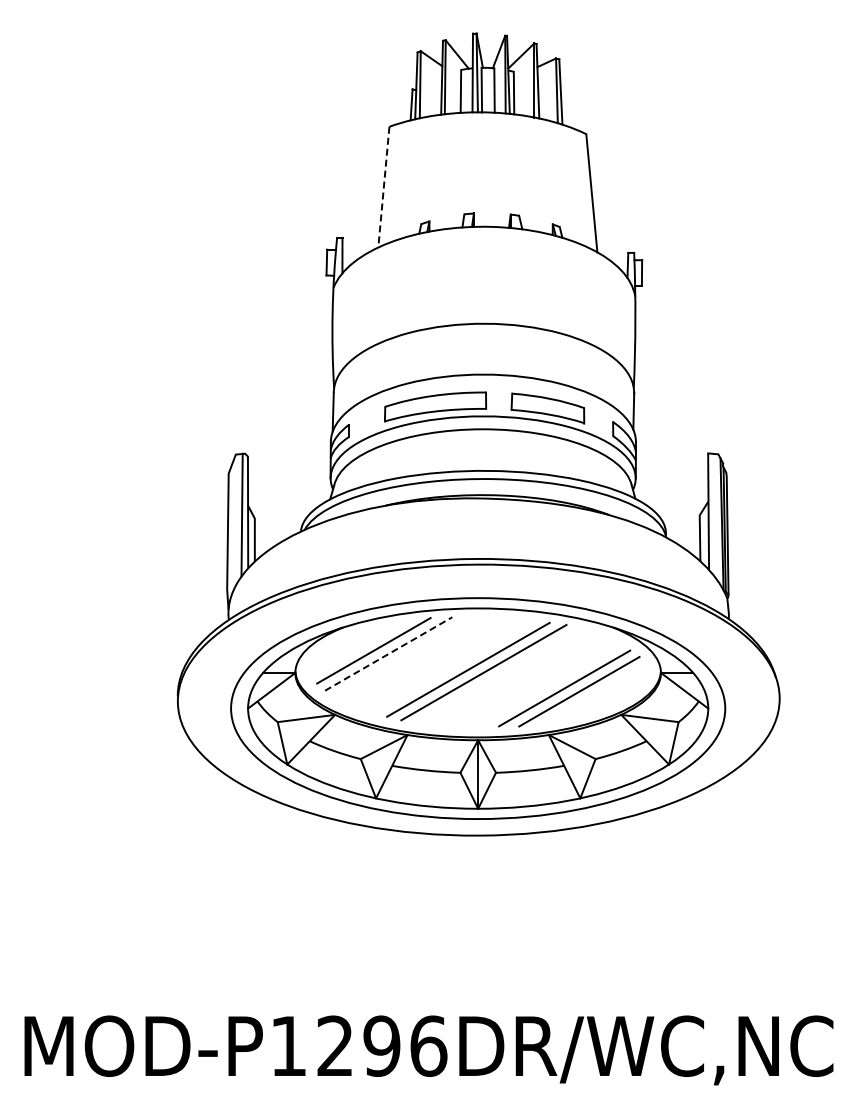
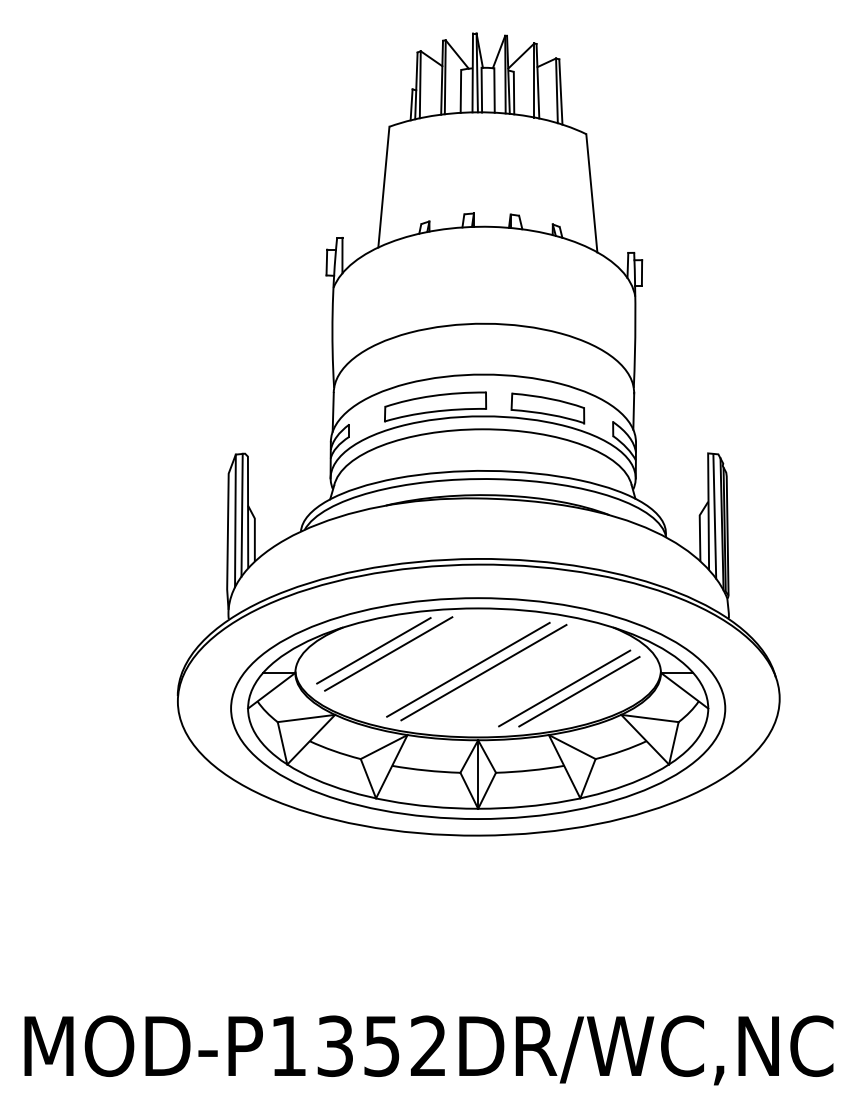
line: dashed -> solid (383, 187)
line: none -> present (714, 516)
line: none -> present (235, 520)
line: dashed -> solid (389, 653)
text: MOD-P1296DR/WC,NC -> MOD-P1352DR/WC,NC (382, 1045)
